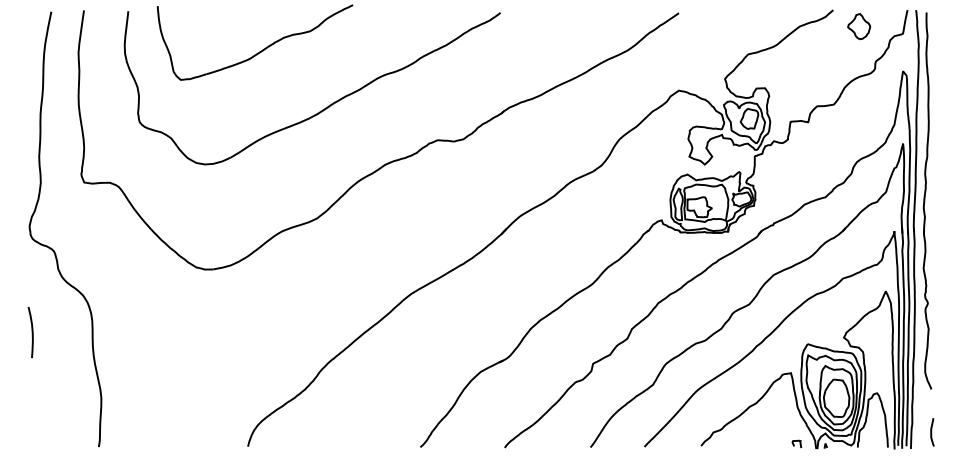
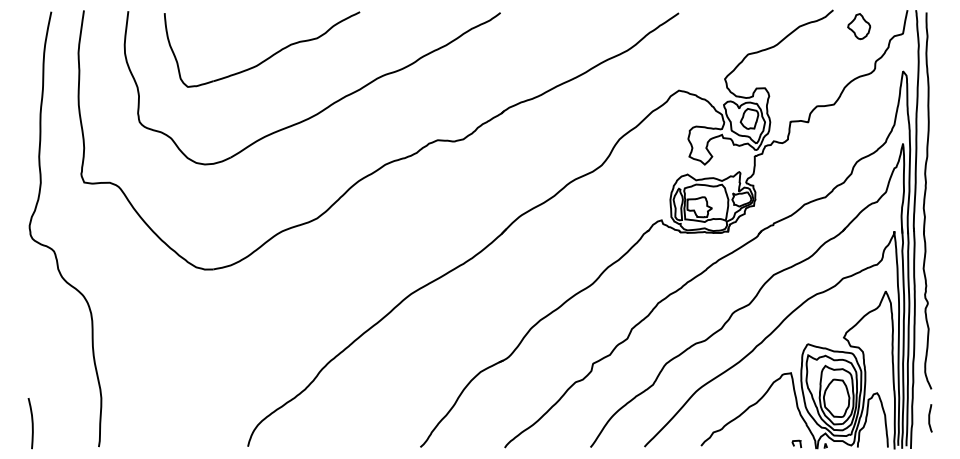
part position: (260, 50) -> (267, 57) (267, 57)
curve position: (31, 332) -> (31, 423) (31, 423)
curve position: (932, 432) -> (930, 418) (930, 418)
